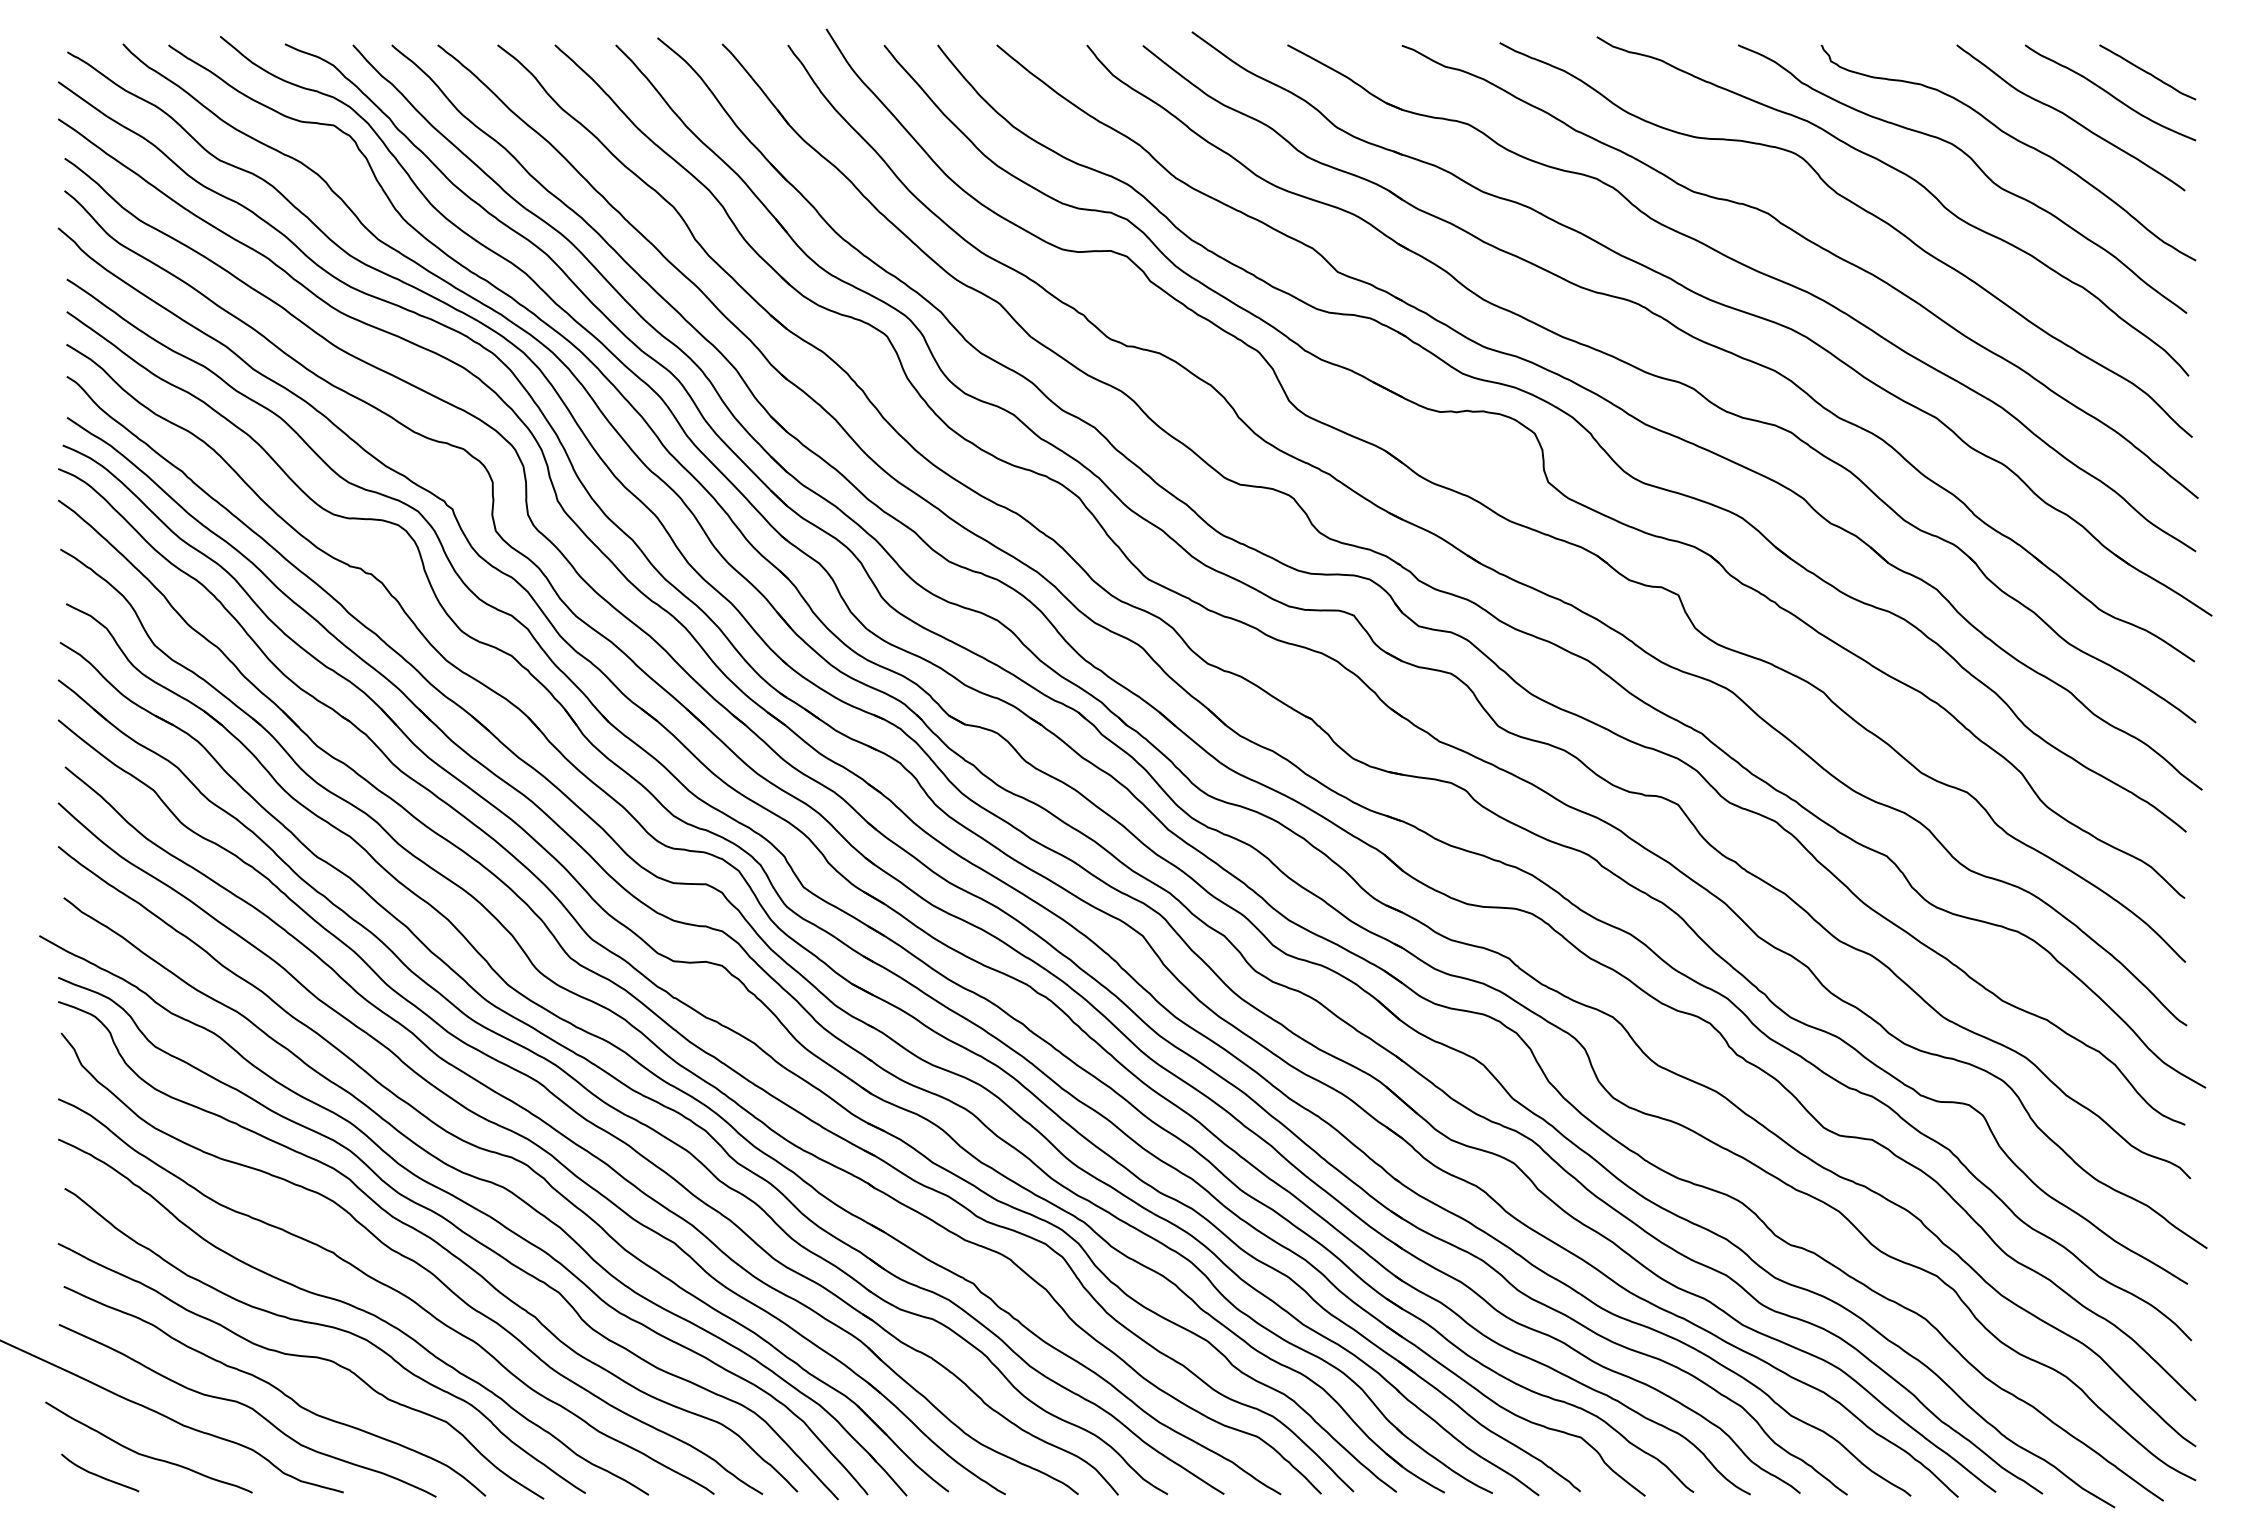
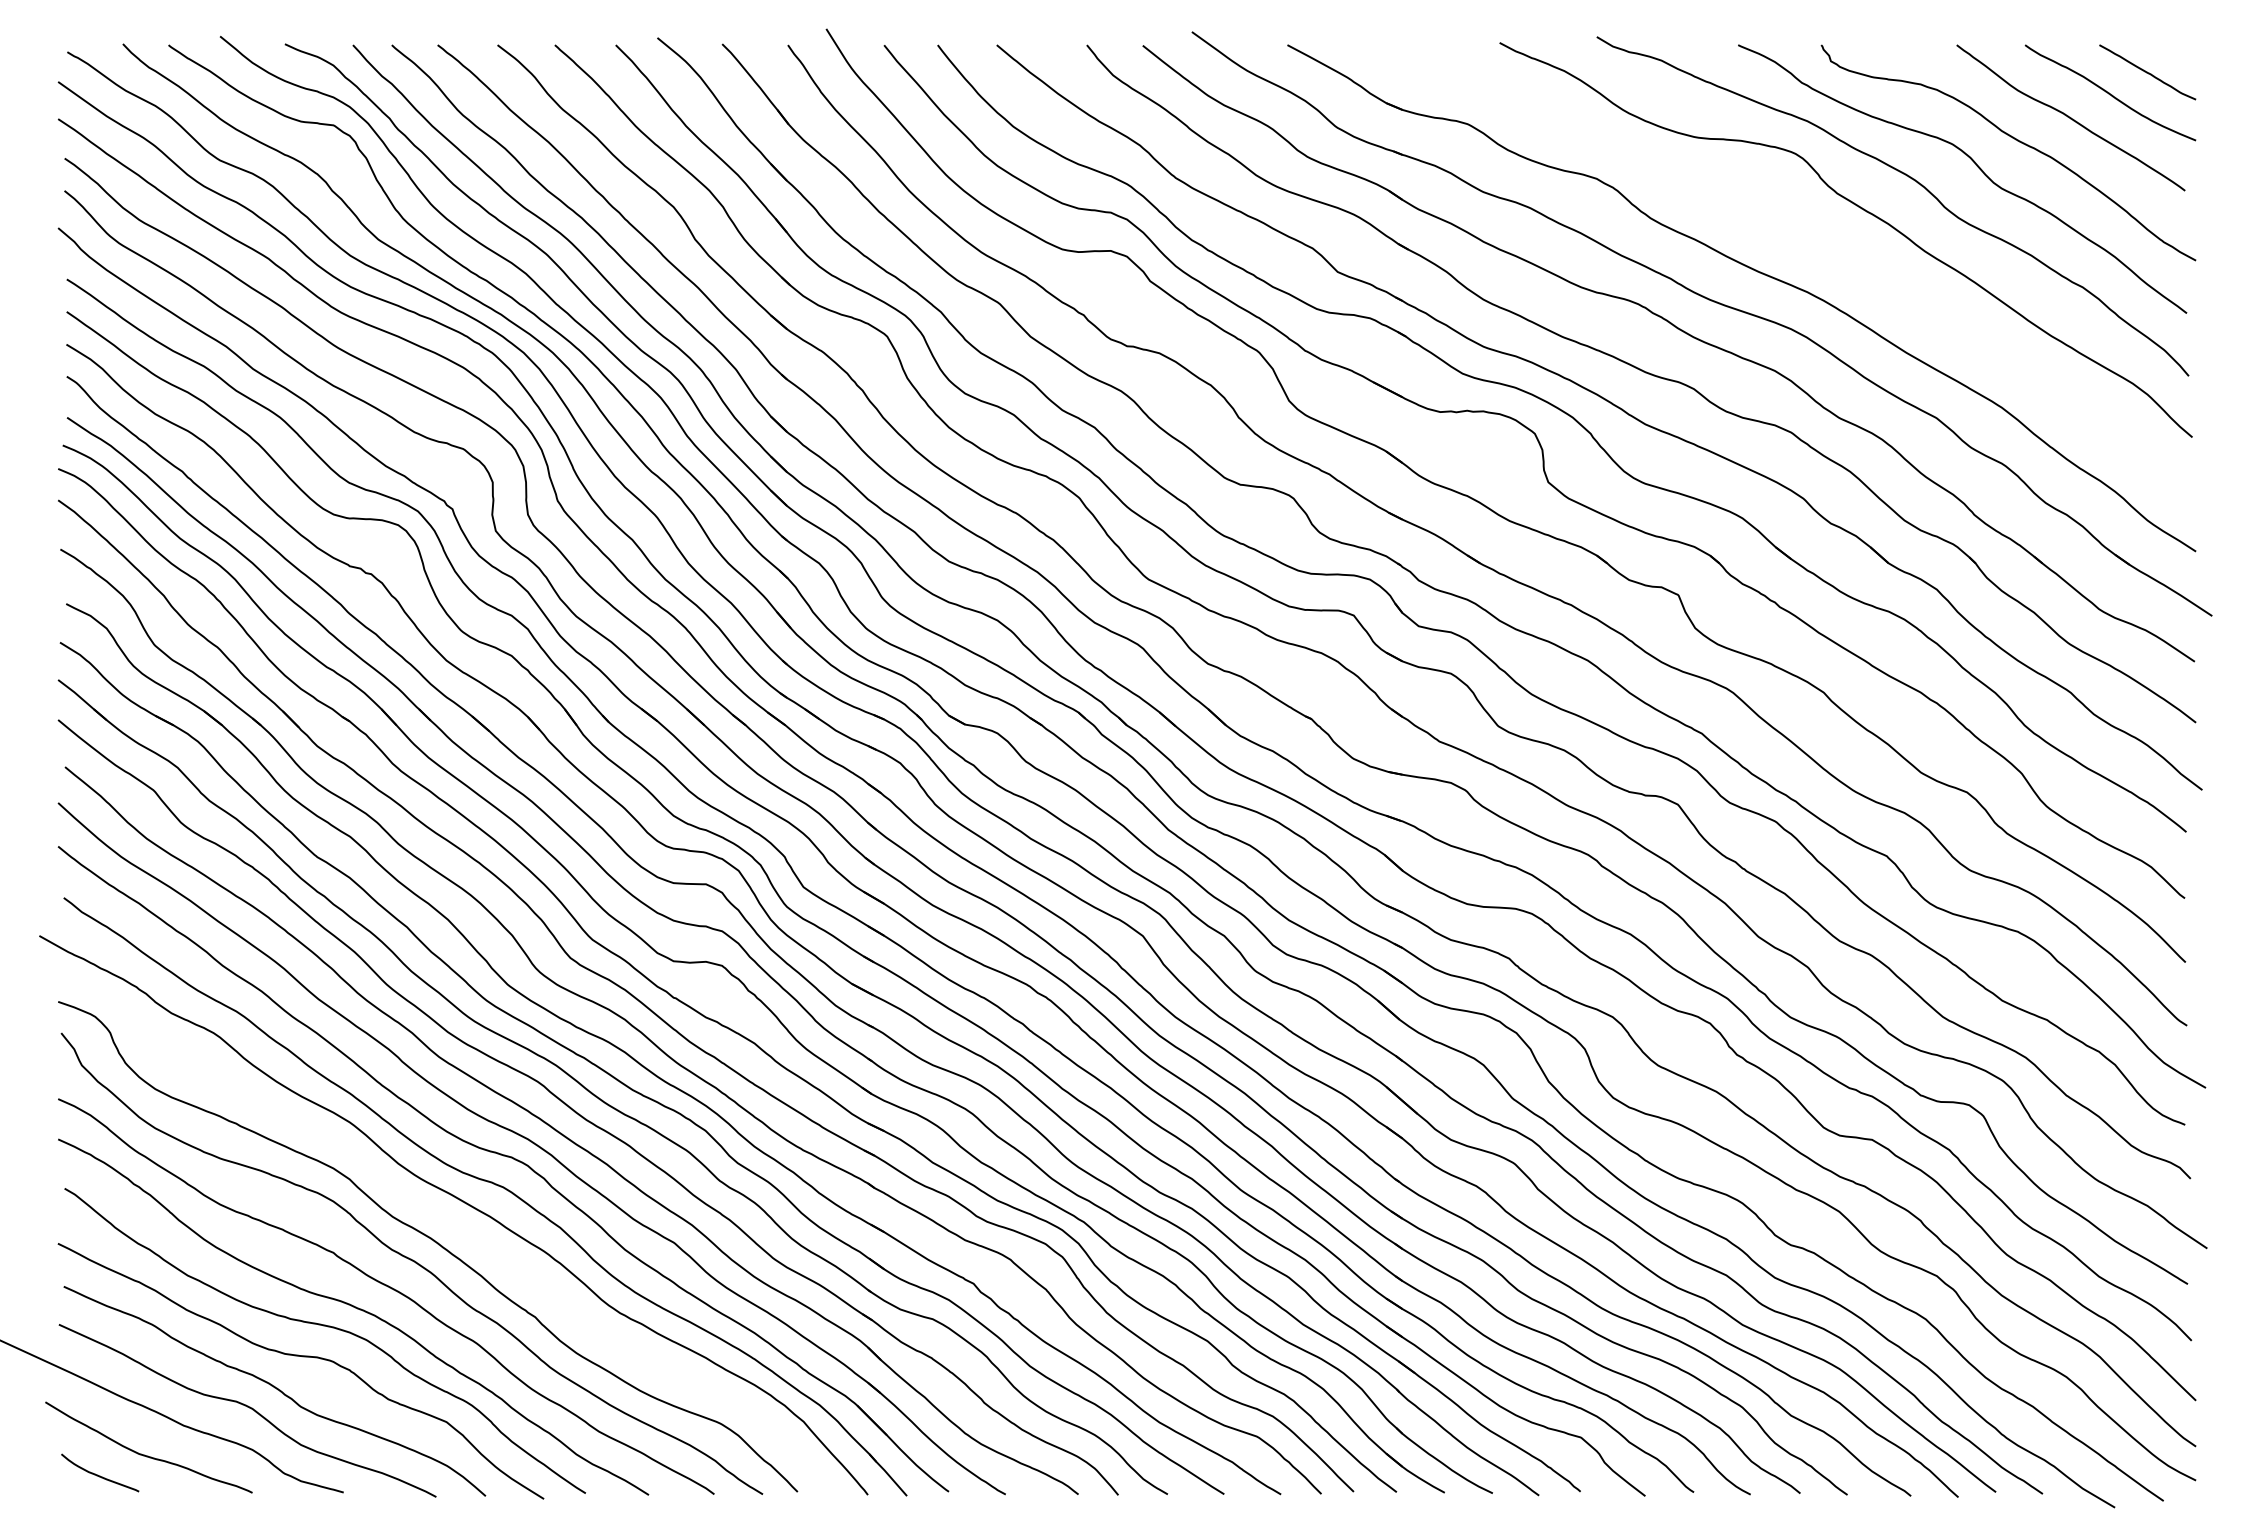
curve: present -> none (1813, 244)
curve: present -> none (457, 1229)
